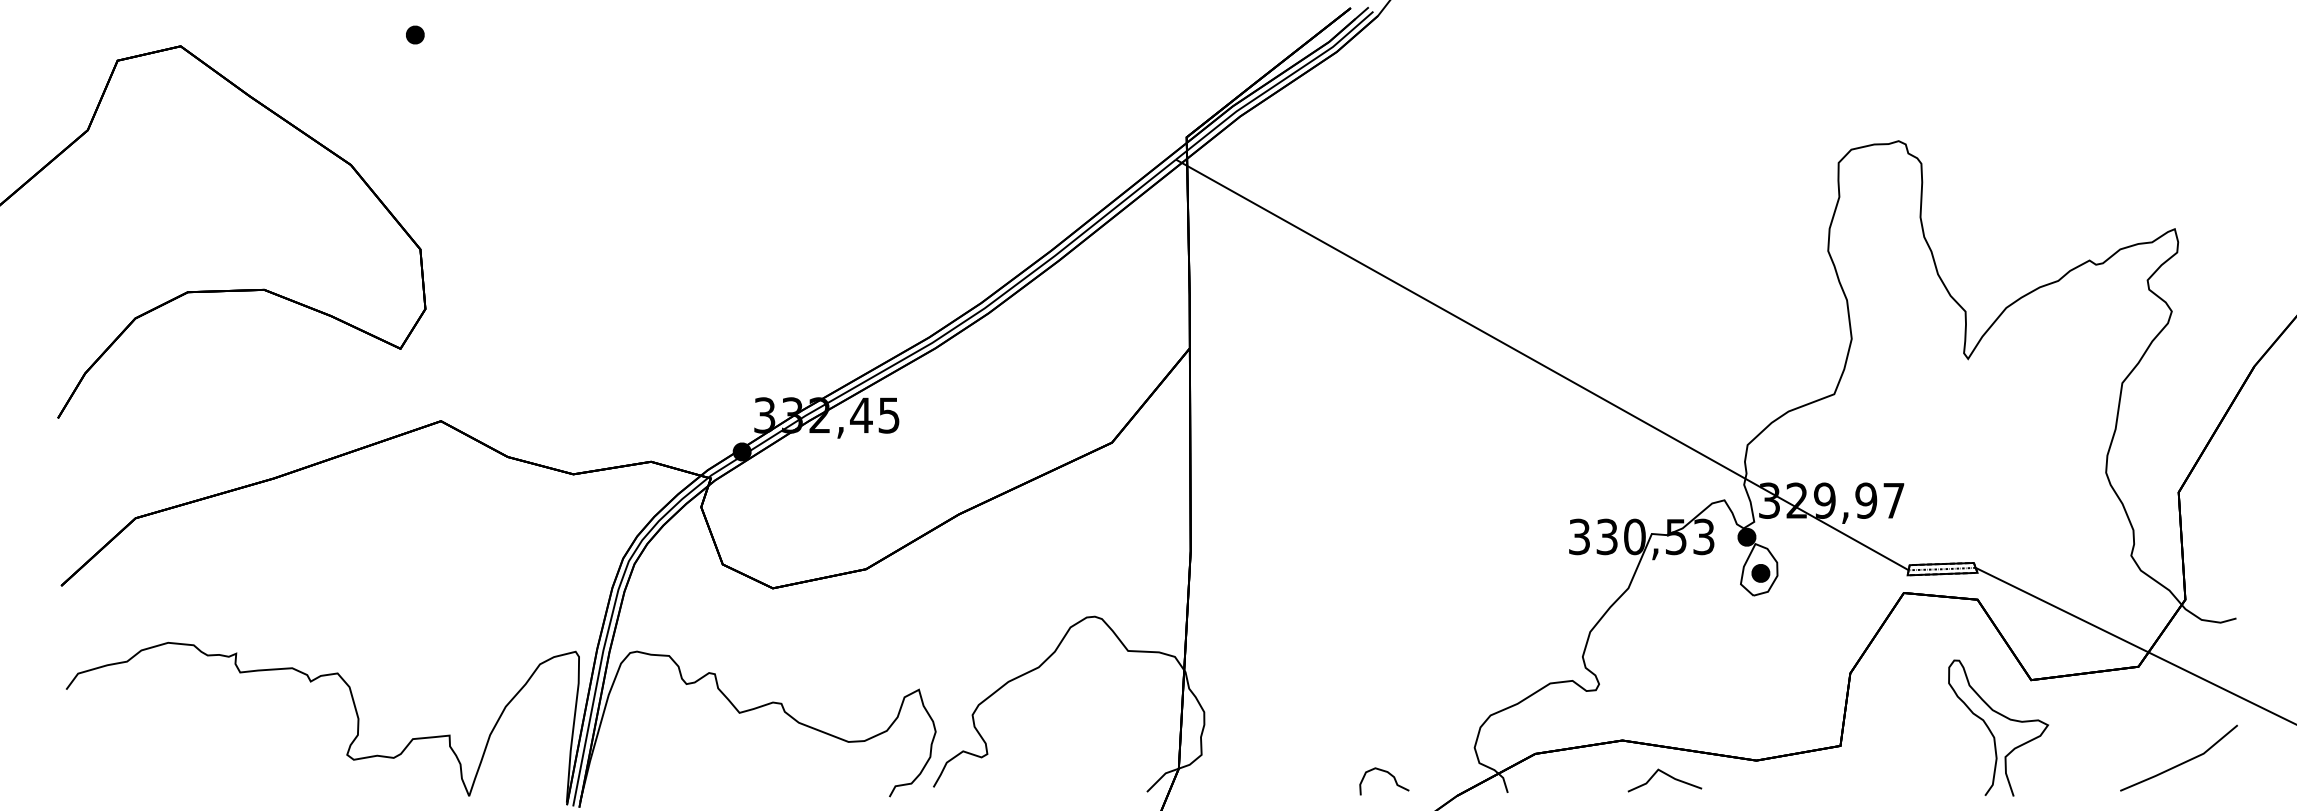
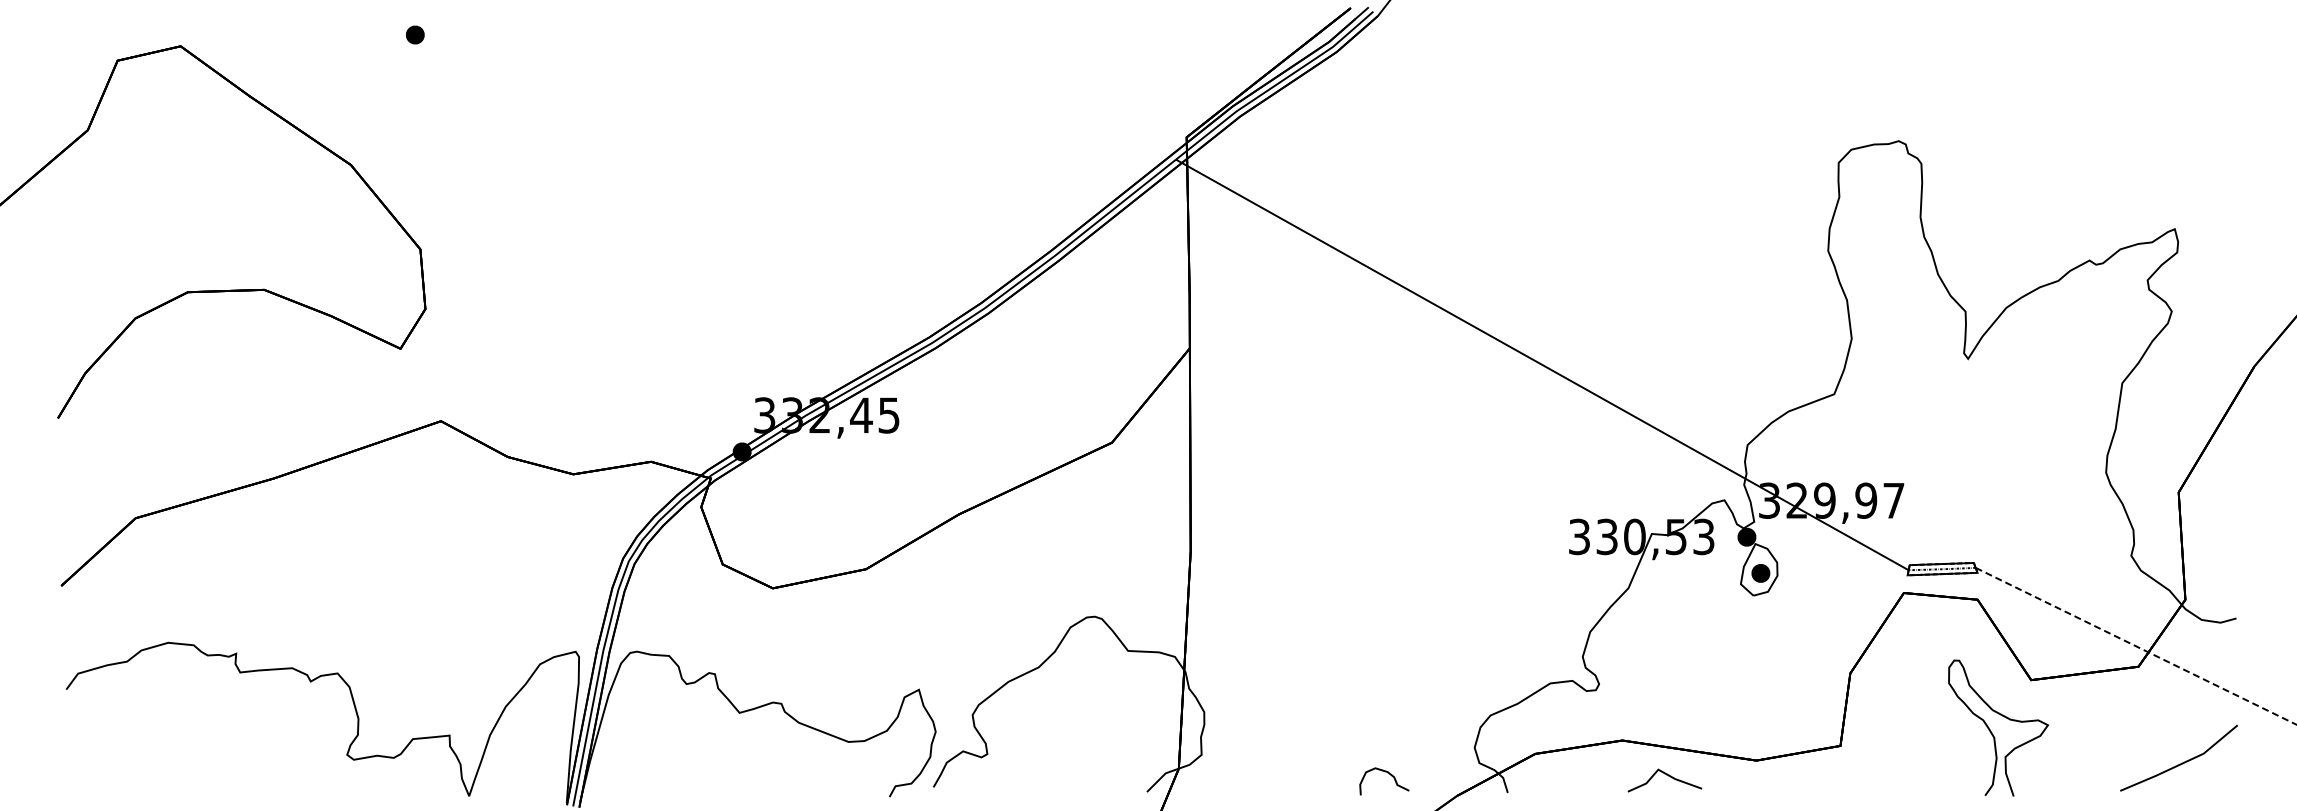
line: solid -> dashed (2136, 646)
